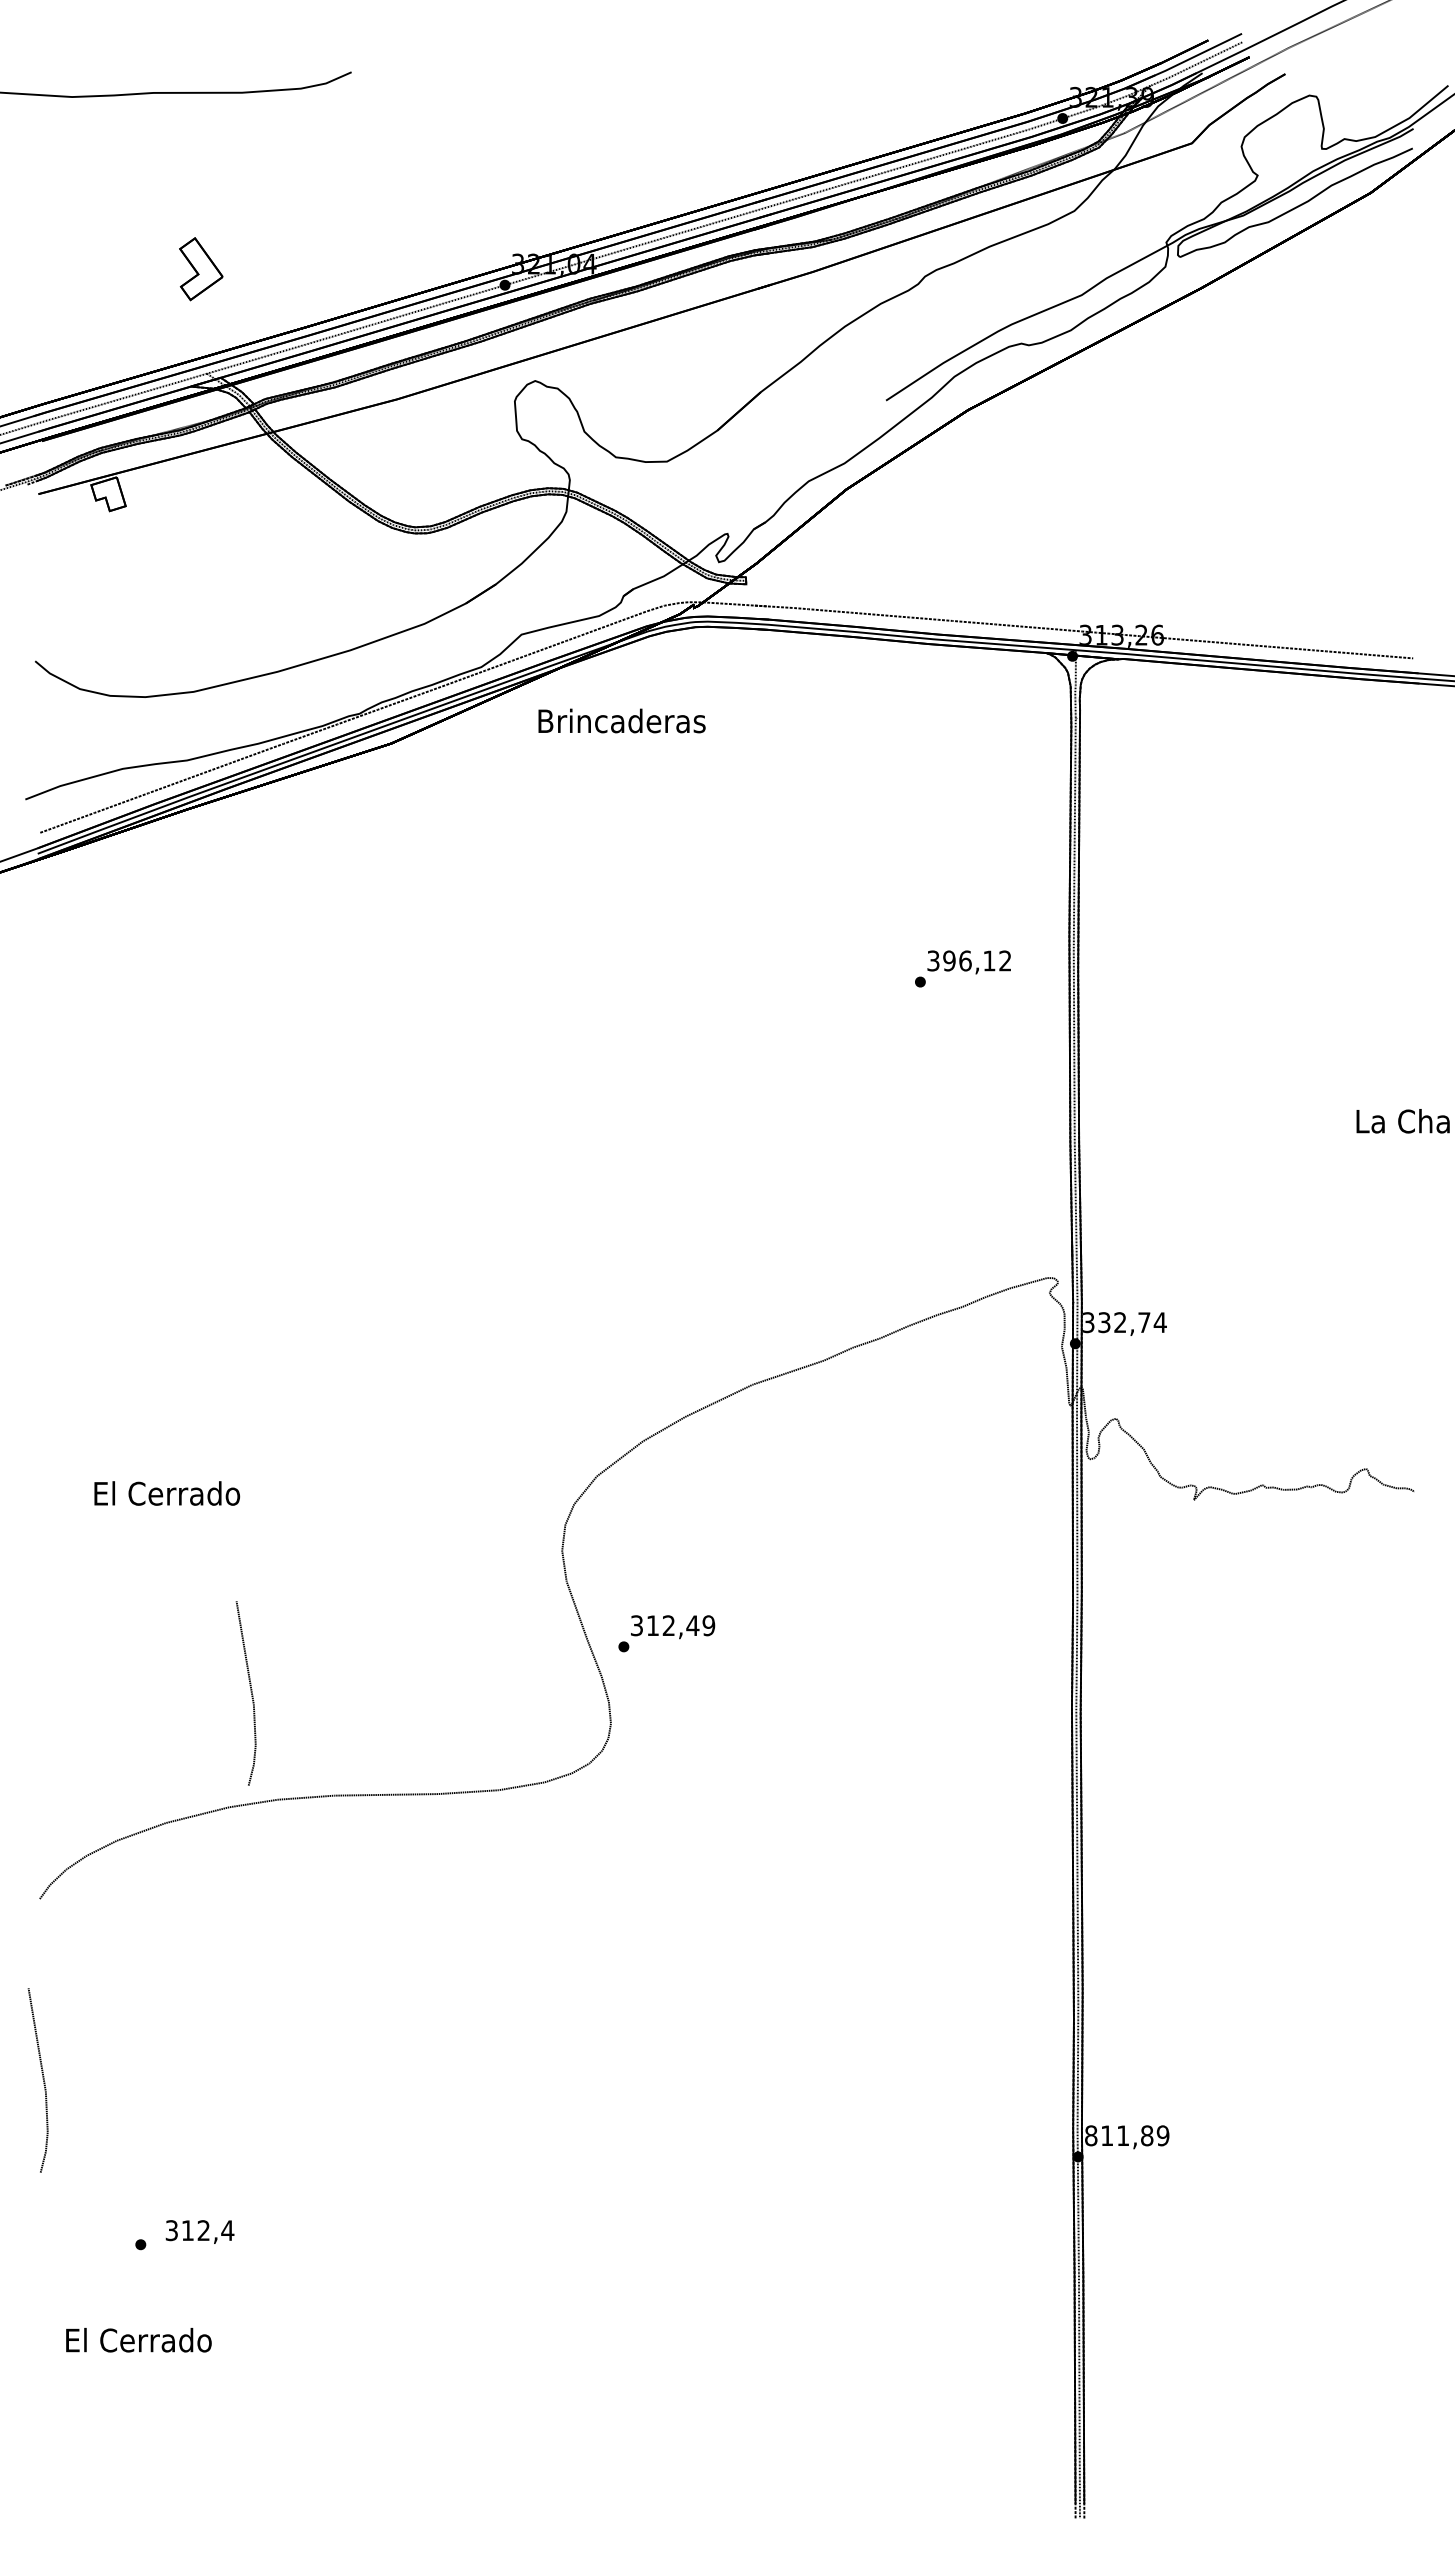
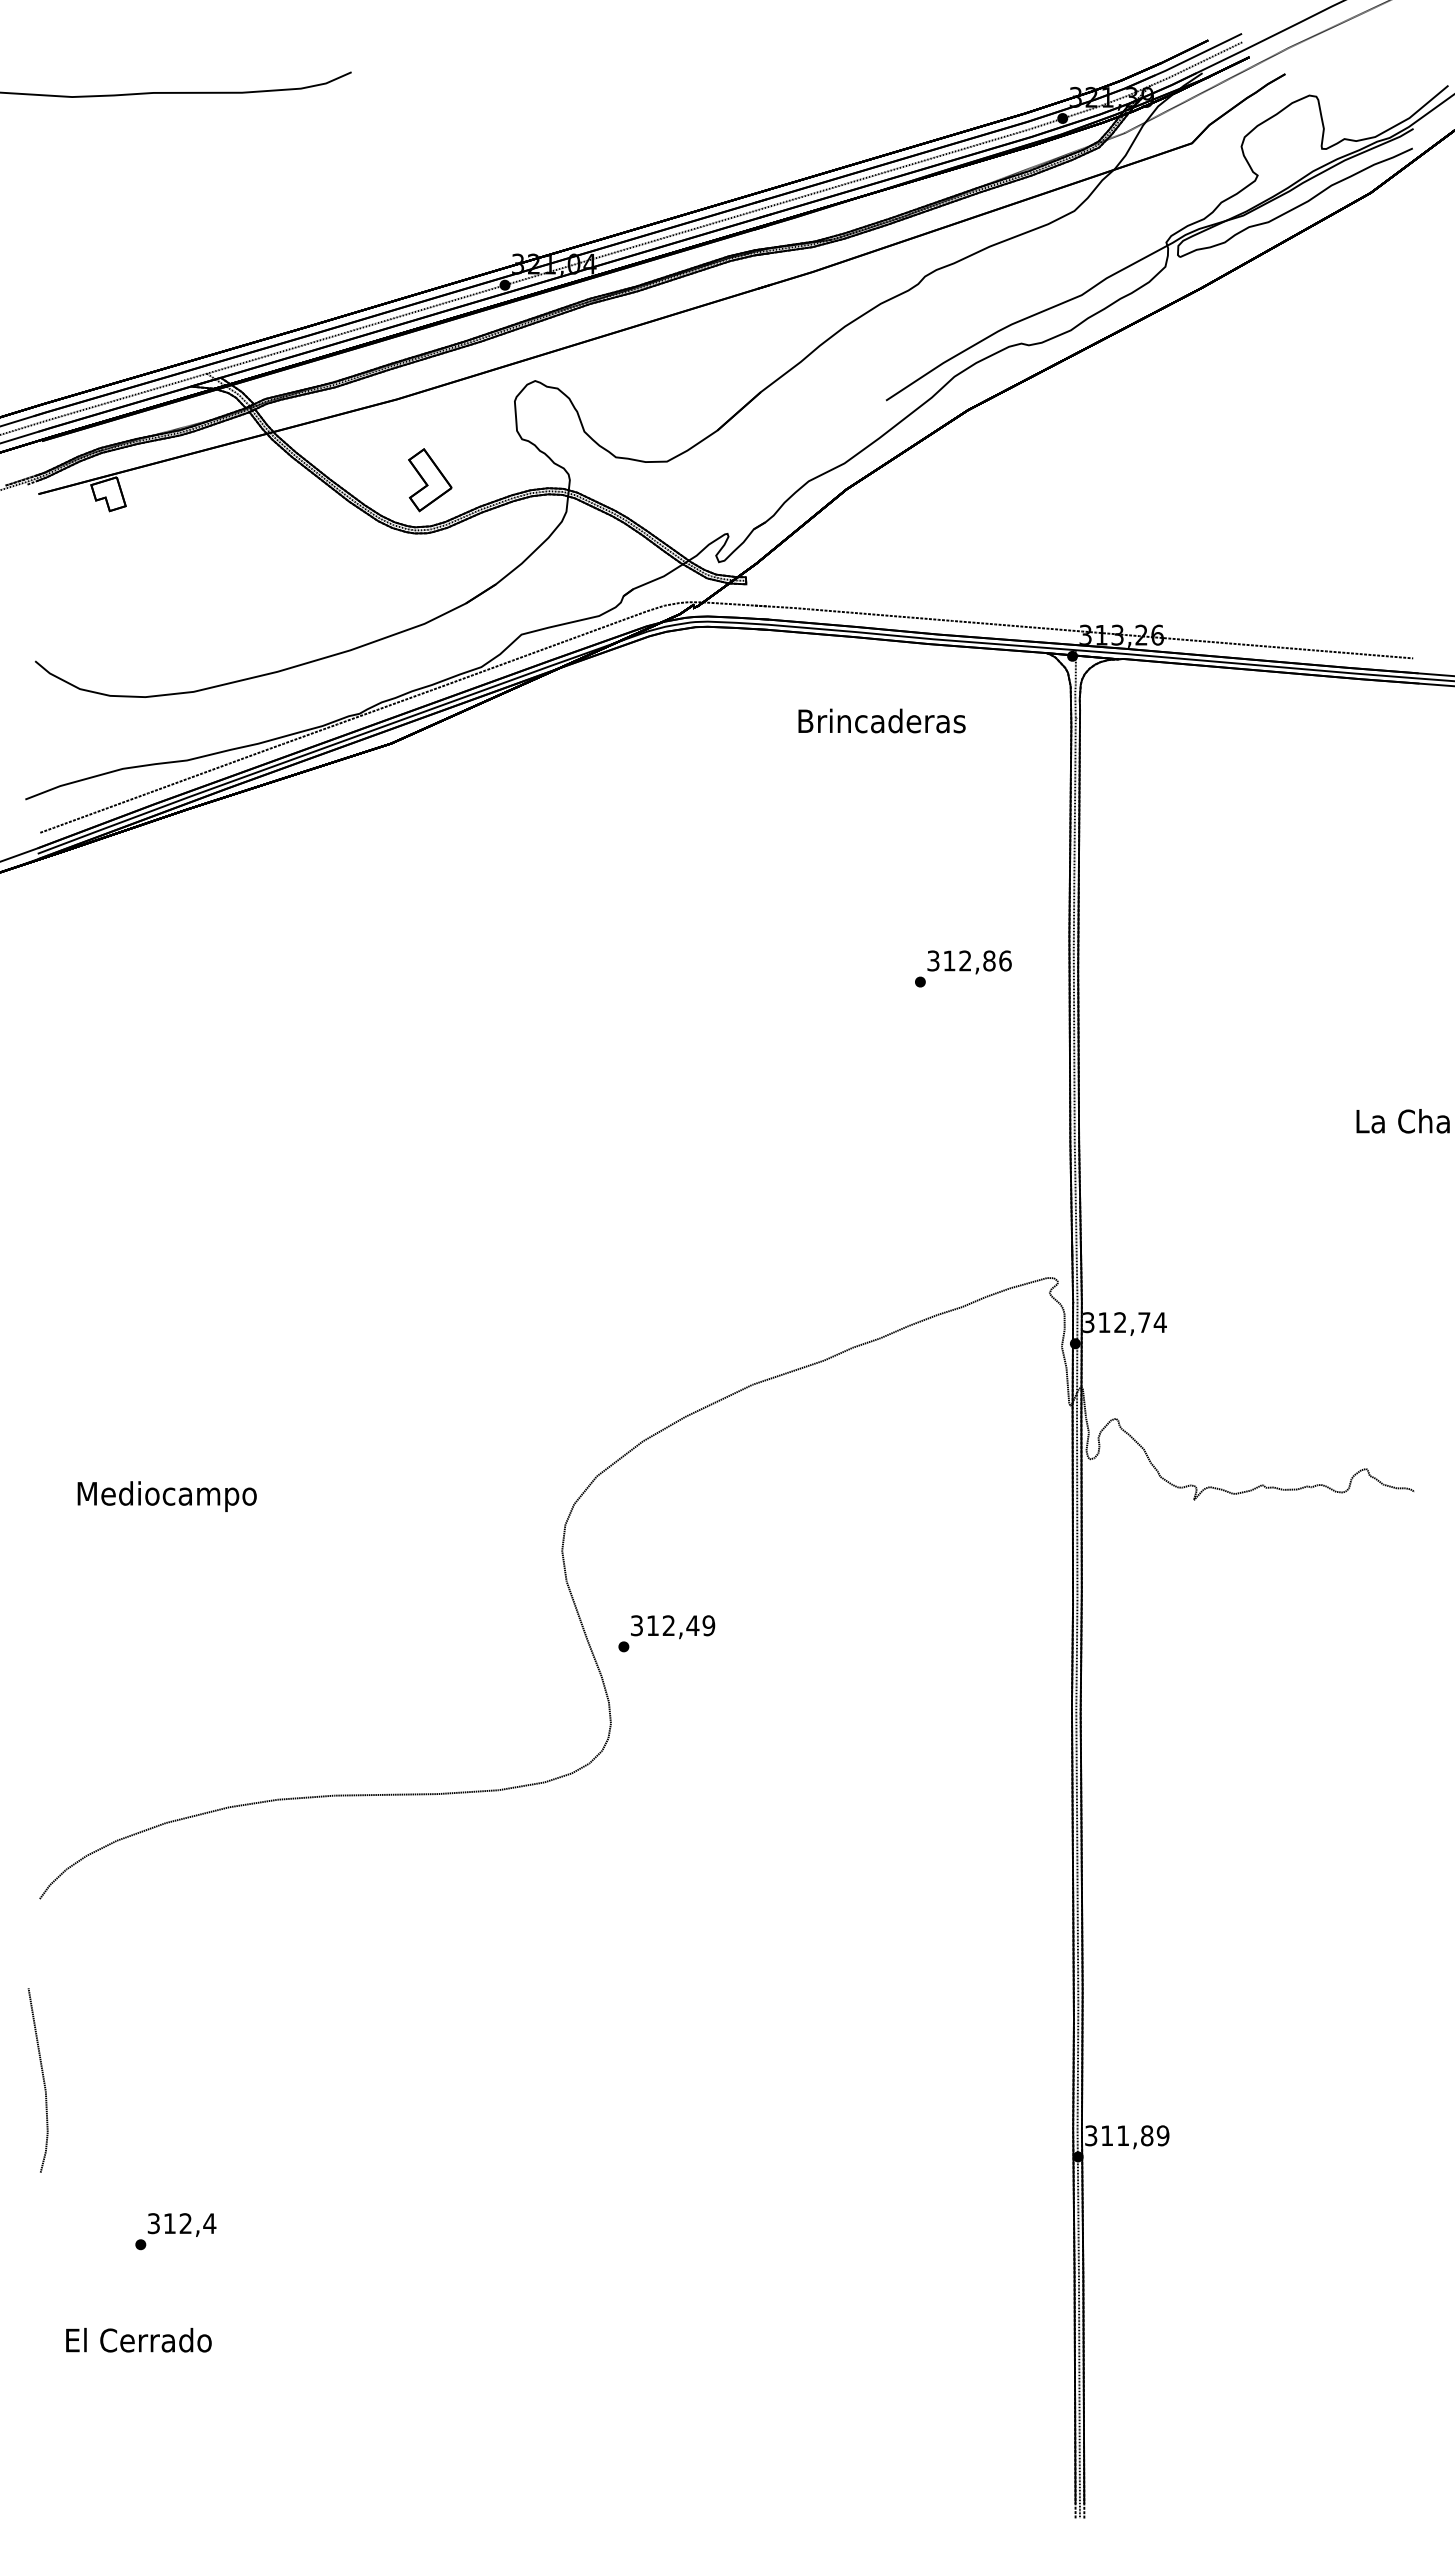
part position: (201, 269) -> (430, 480) (430, 480)
text position: (621, 720) -> (881, 720) (881, 720)
text: 396,12 -> 312,86 (977, 960)
text: 332,74 -> 312,74 (1104, 1322)
text: El Cerrado -> Mediocampo (166, 1496)
line: present -> none (250, 1692)
text: 811,89 -> 311,89 (1091, 2135)
text position: (199, 2231) -> (181, 2224) (181, 2224)
